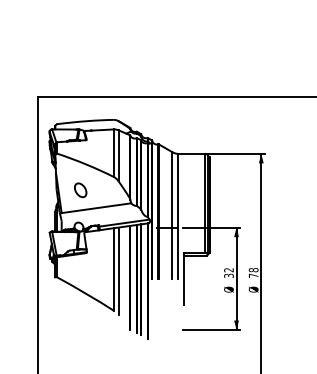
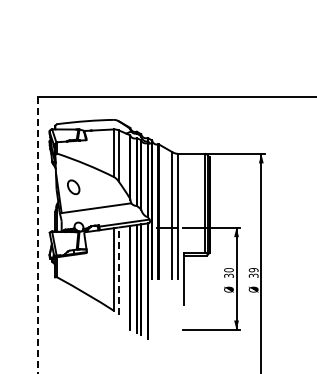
part position: (80, 189) -> (73, 186) (73, 186)
line: solid -> dashed (38, 235)
text: 32 -> 30 (228, 270)
line: solid -> dashed (118, 271)
text: 78 -> 39 (253, 272)
